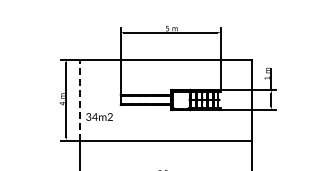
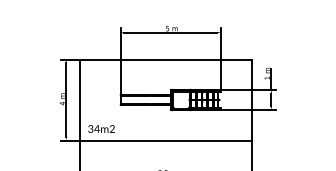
line: dashed -> solid (80, 99)
text position: (99, 116) -> (101, 128) (101, 128)
